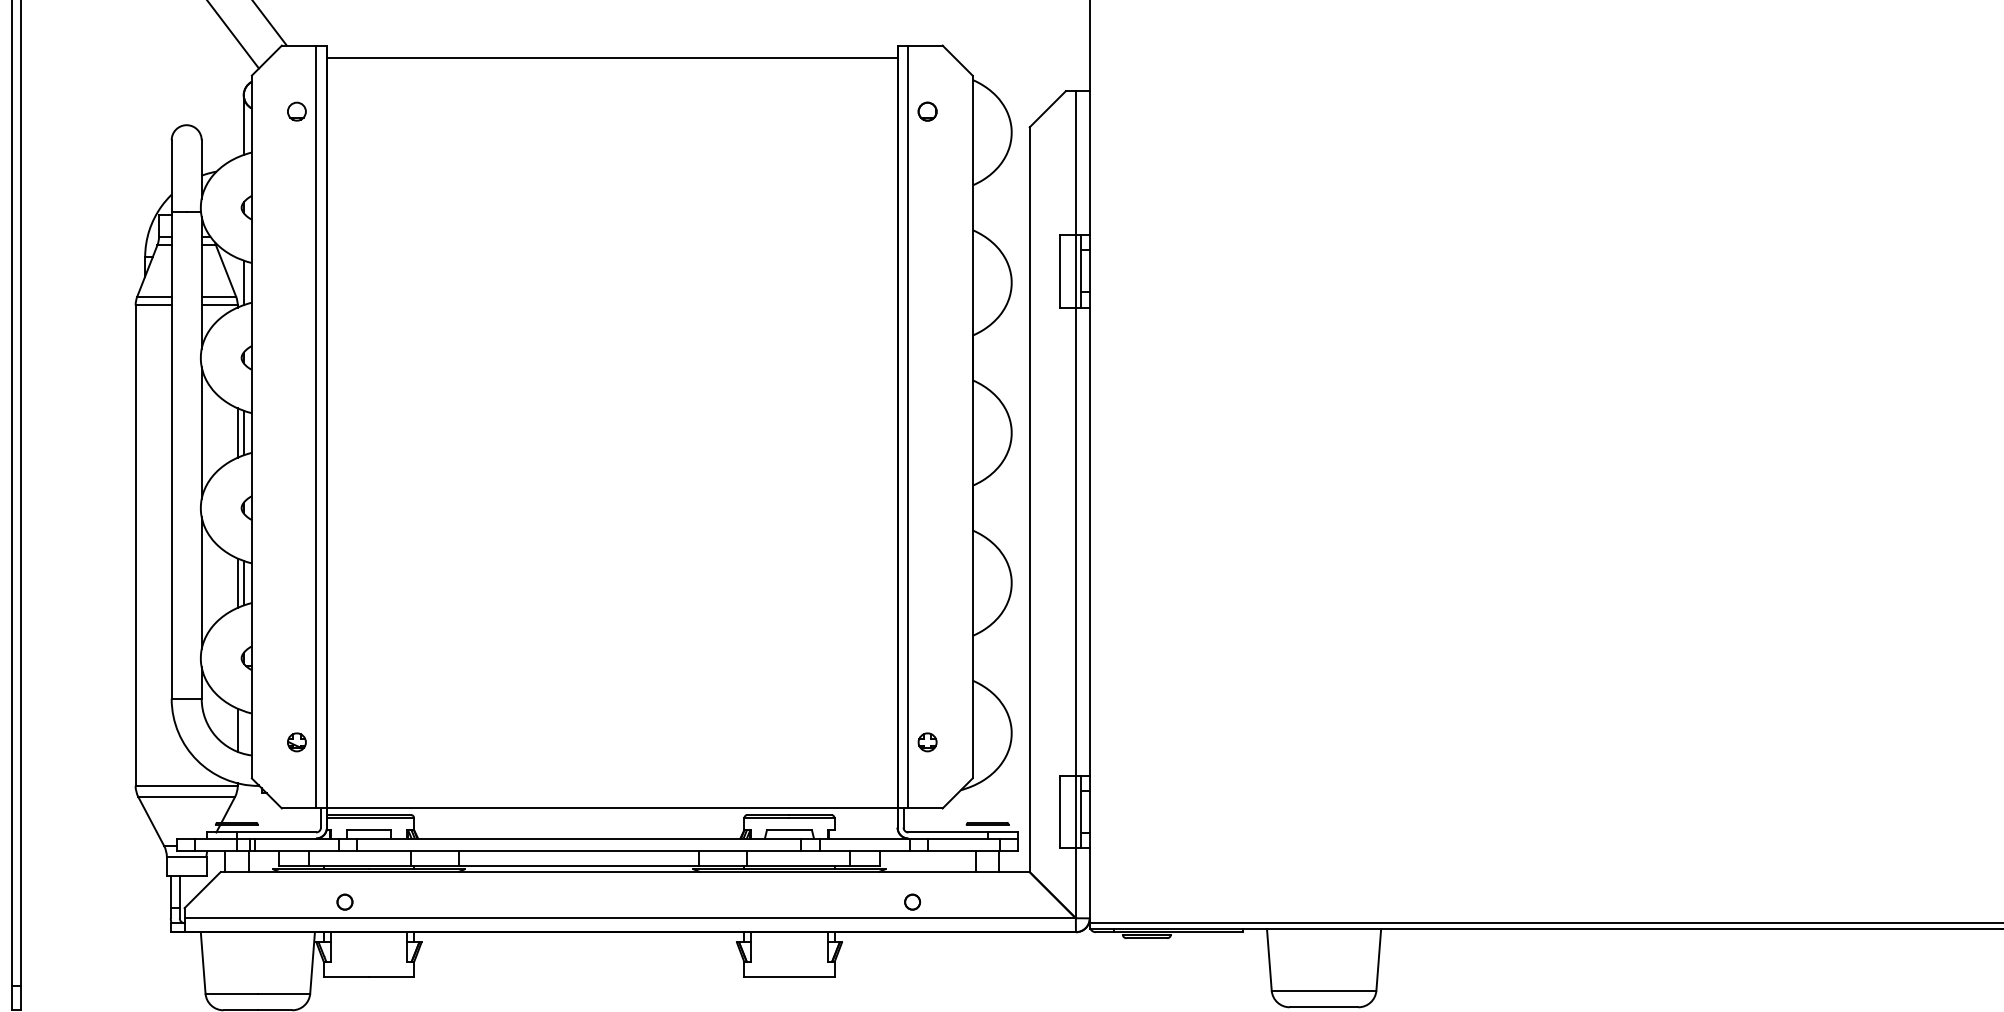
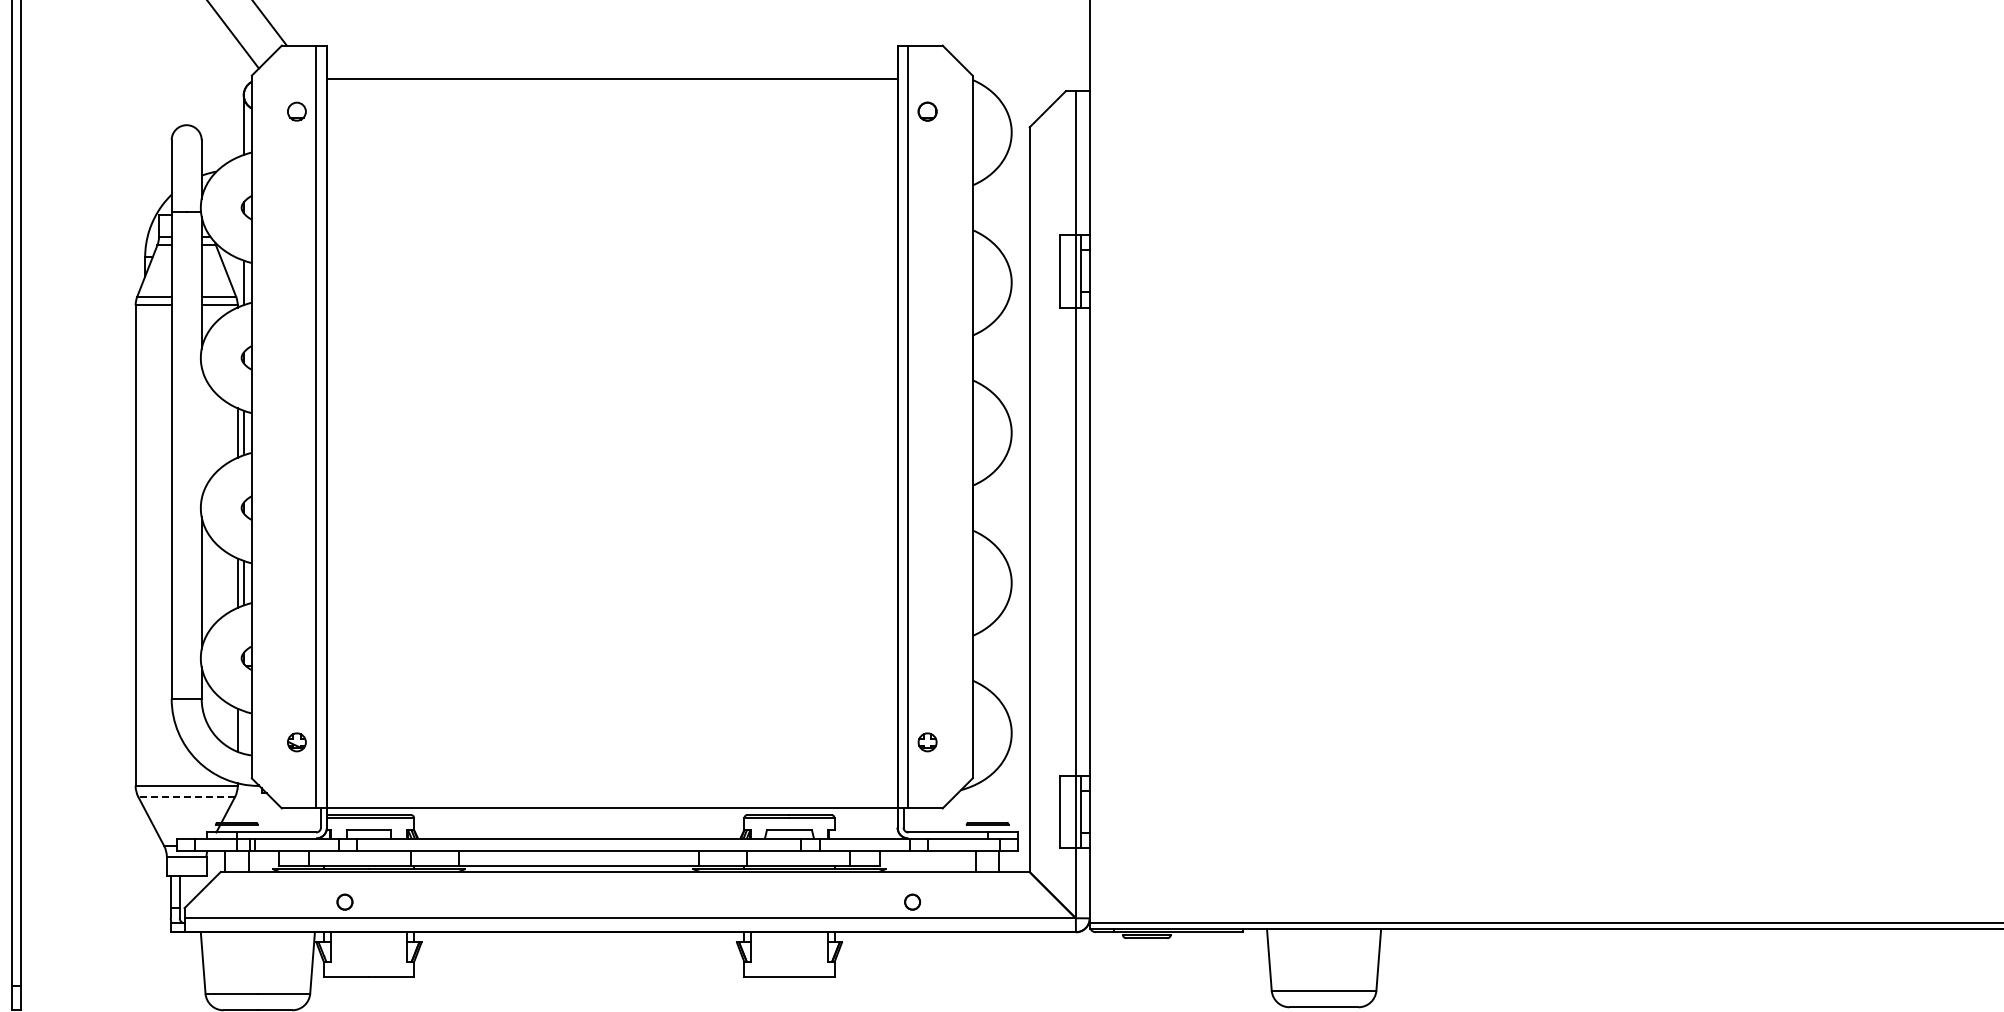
line position: (611, 57) -> (611, 78) (611, 78)
line: present -> none (201, 432)
line: solid -> dashed (186, 797)
